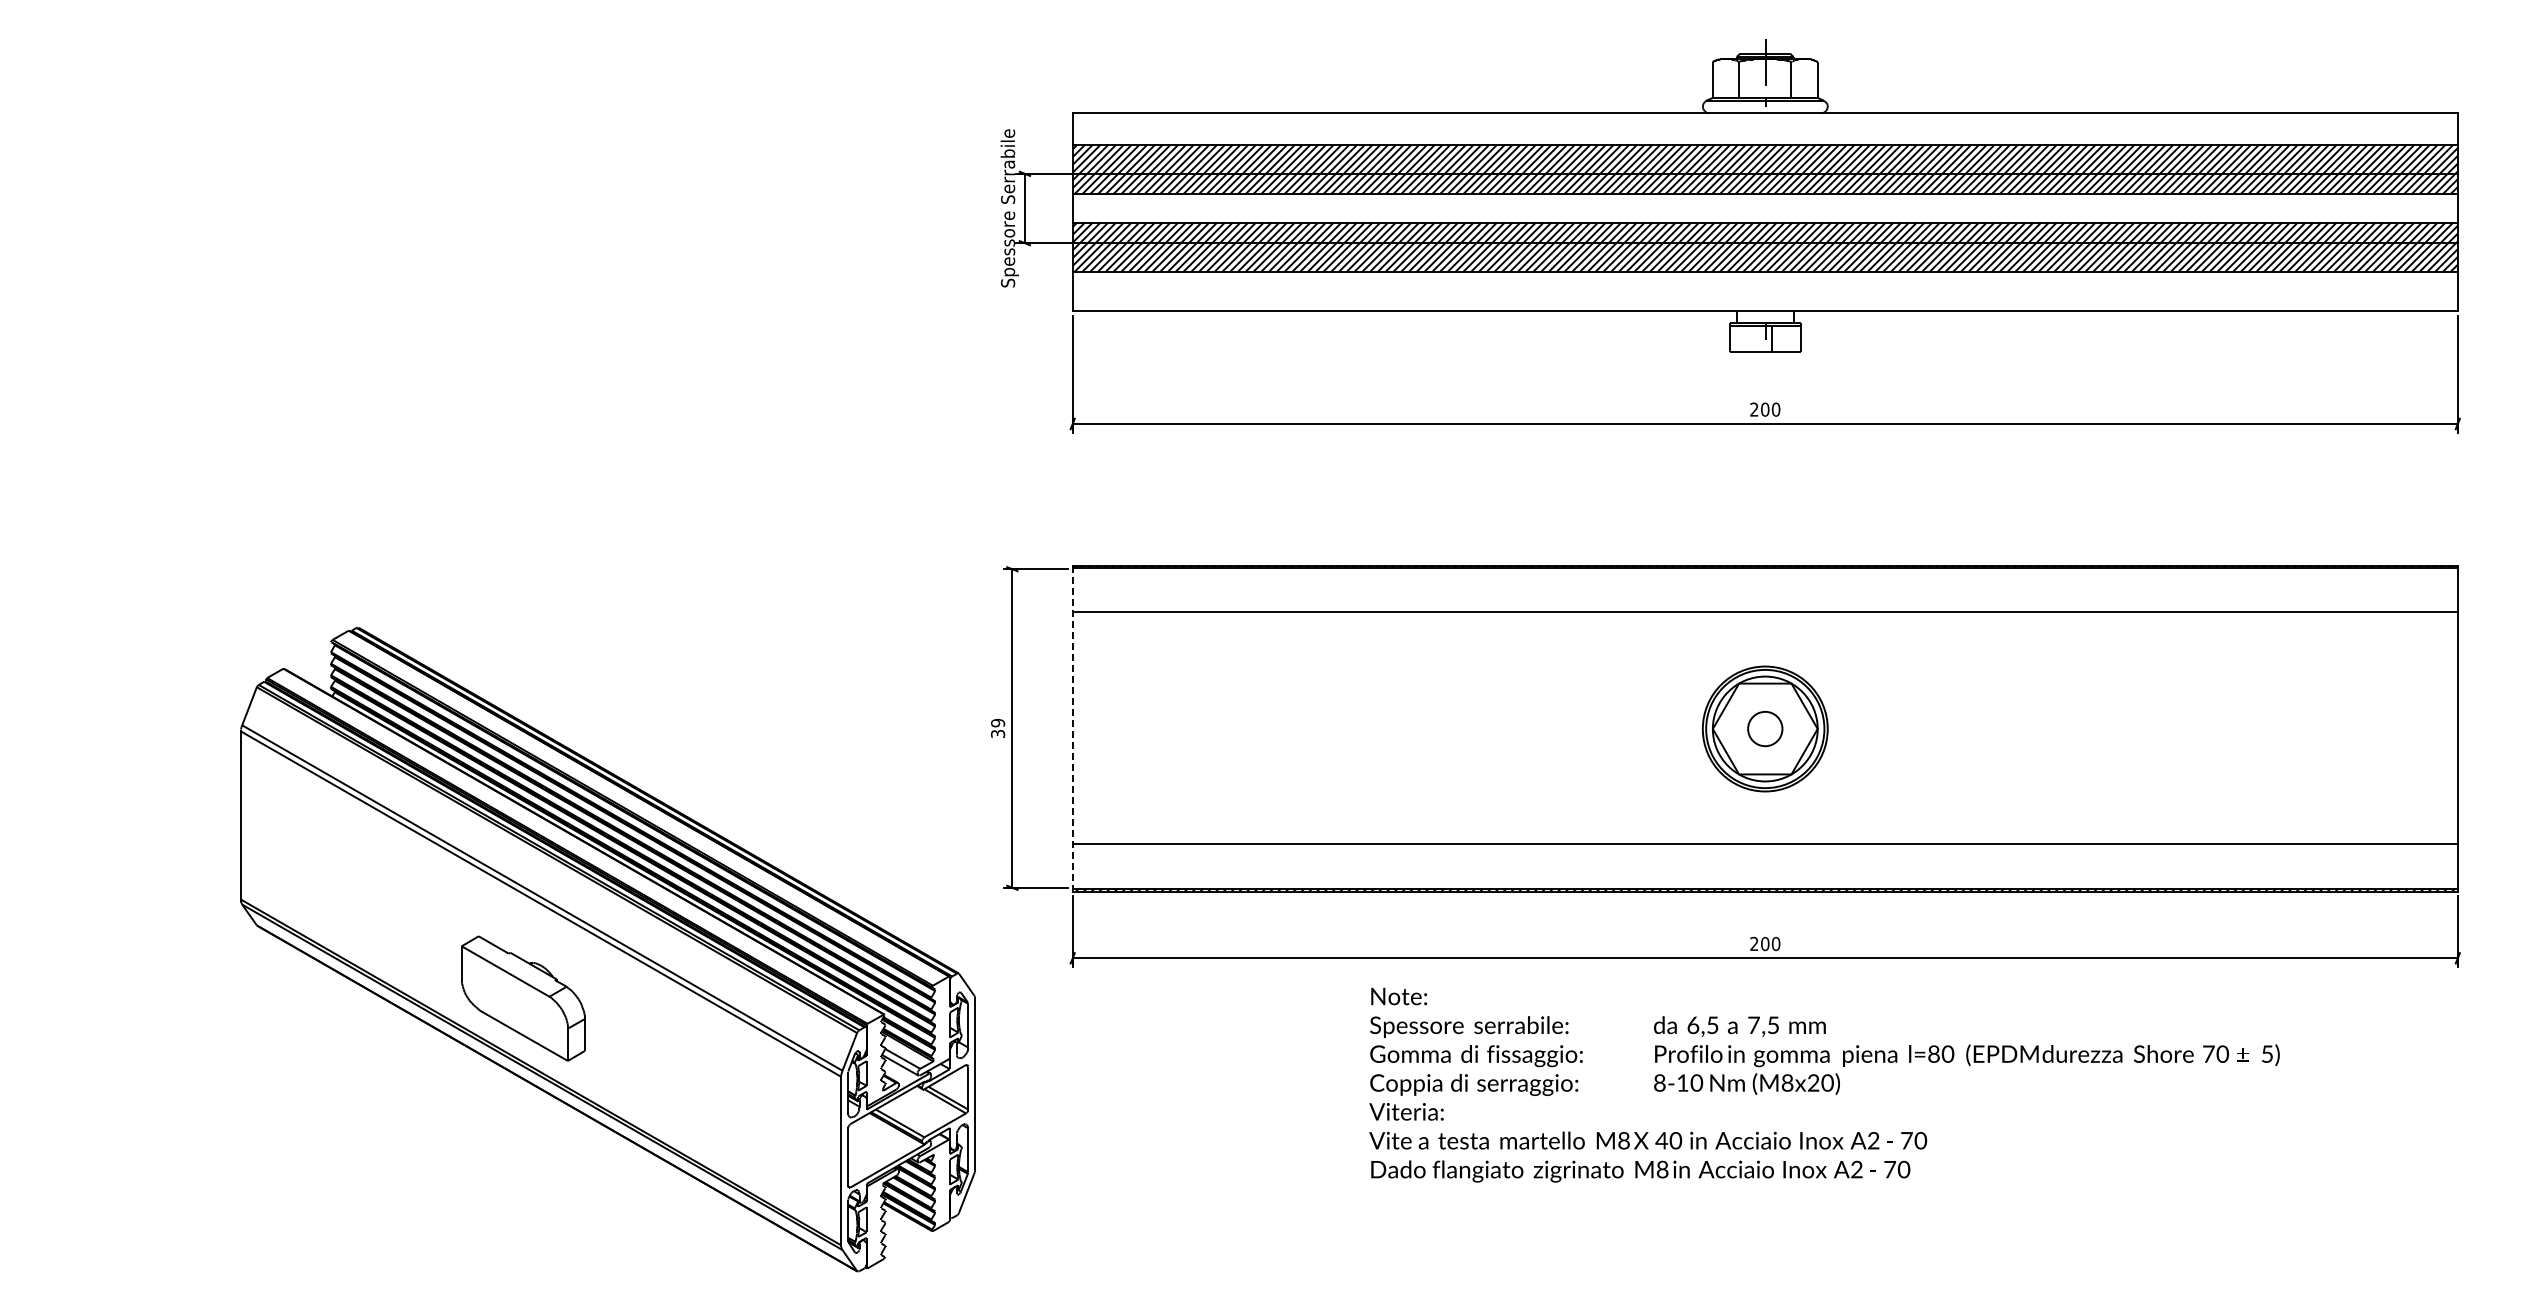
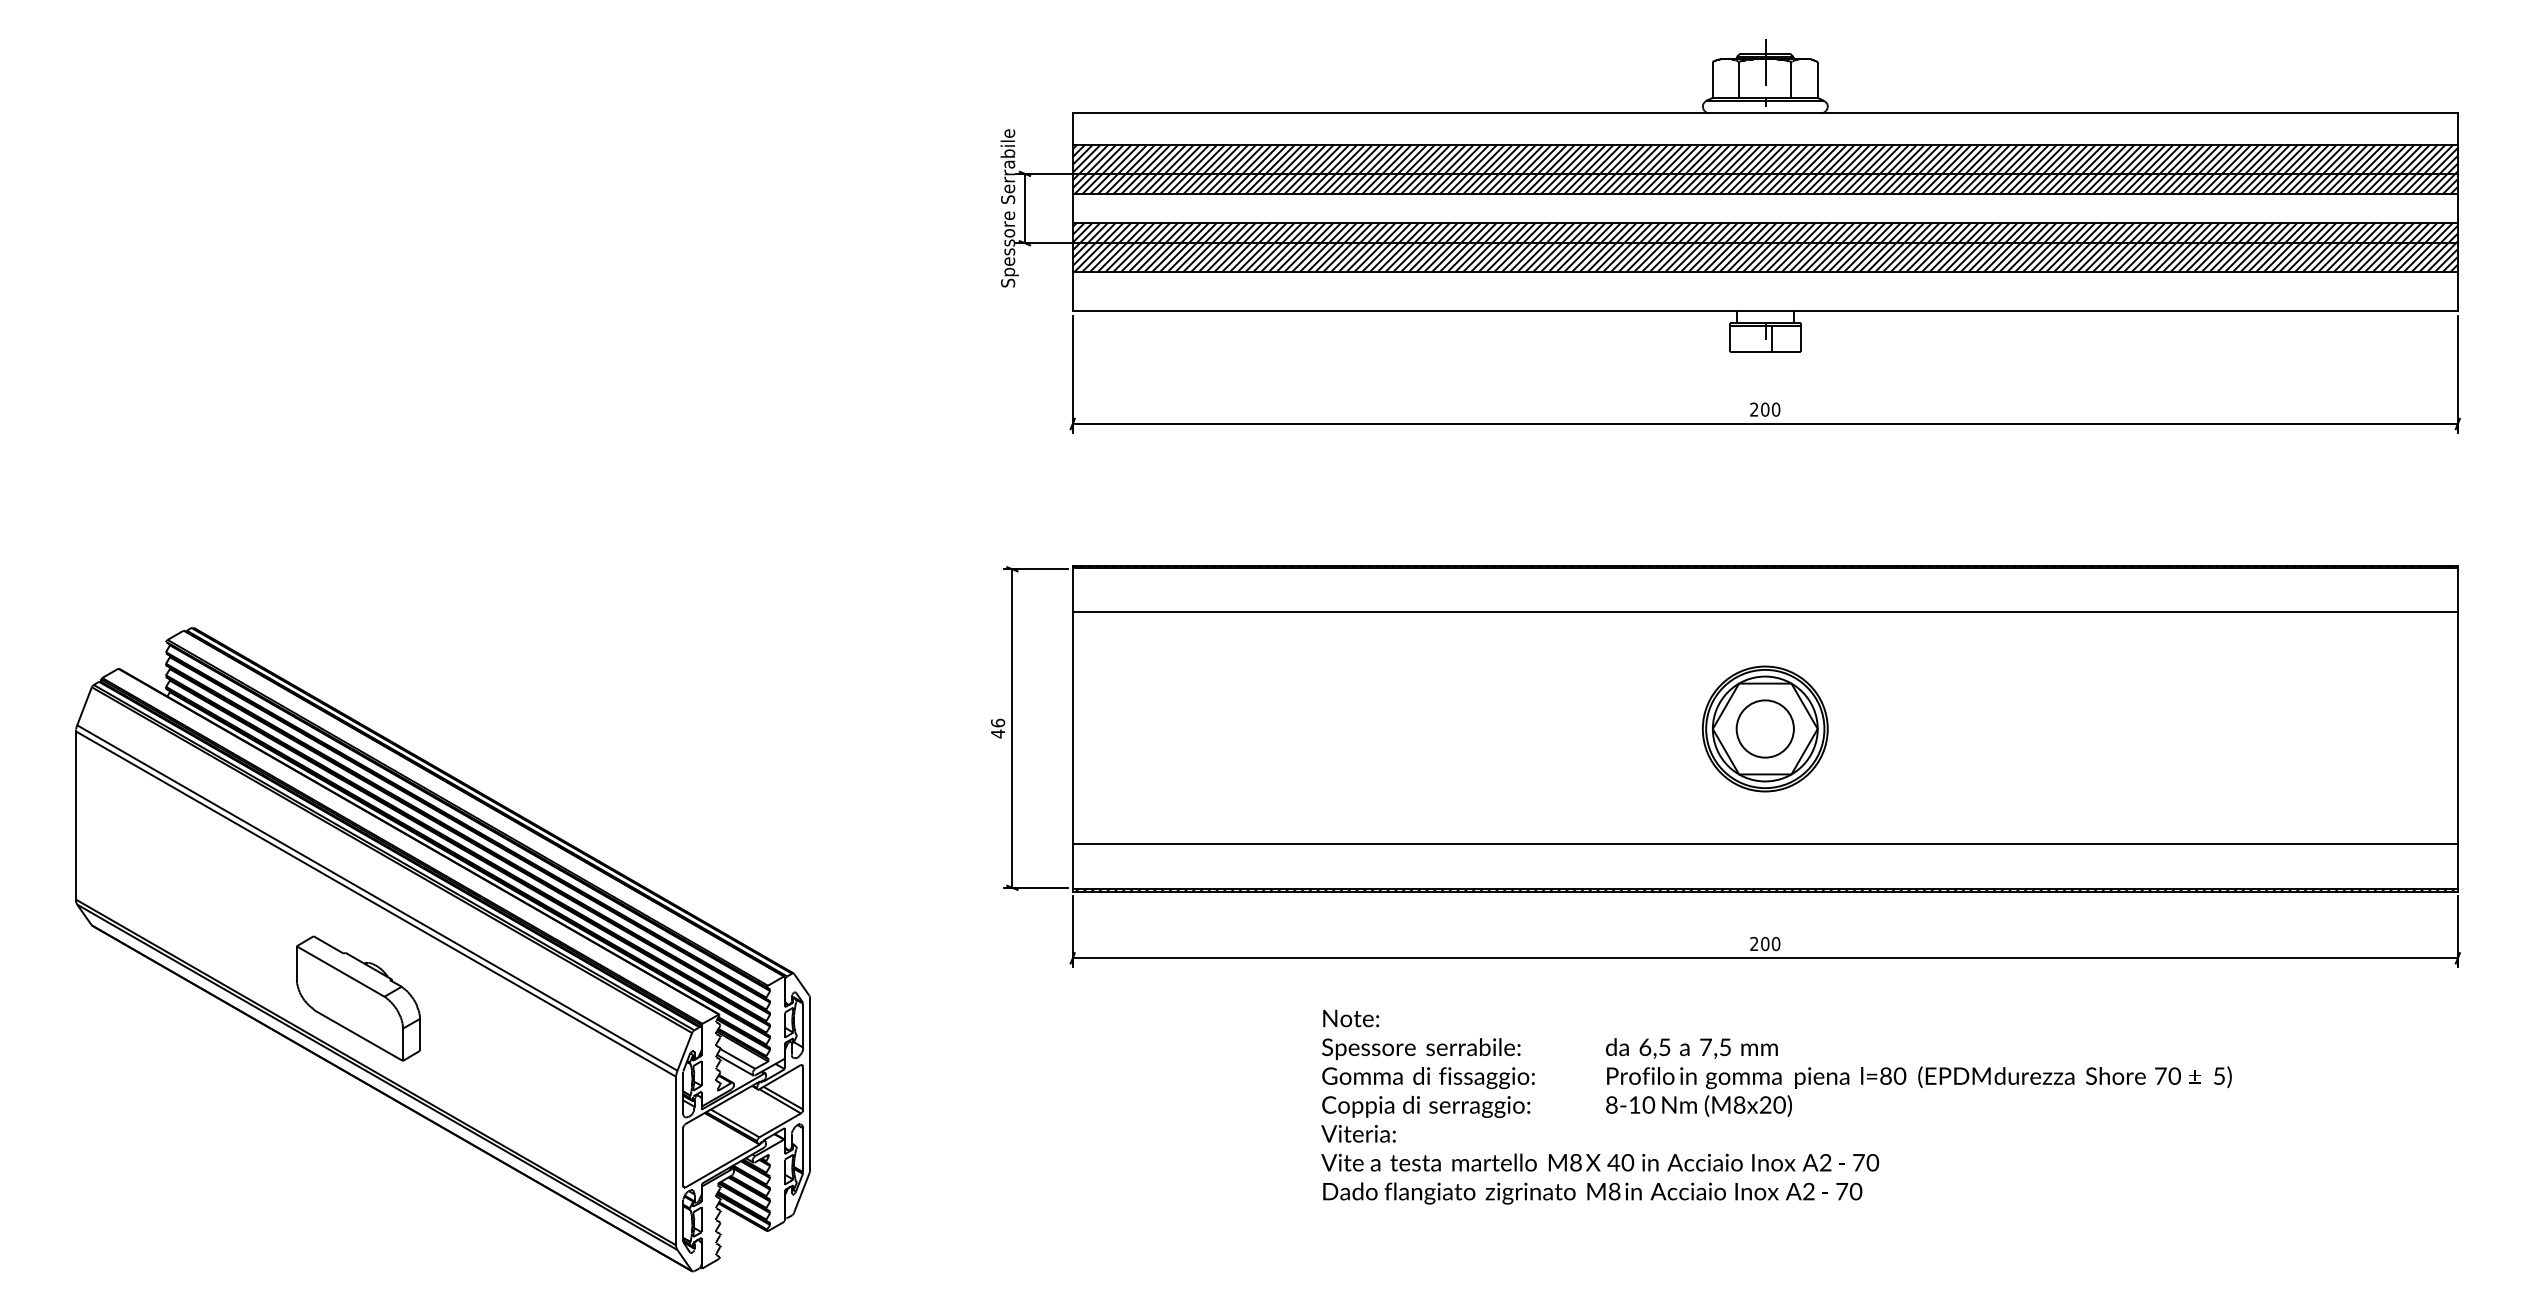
text: 39 -> 46 (998, 728)
line: dashed -> solid (1072, 728)
circle diameter: 34 px -> 57 px (1764, 728)
part position: (607, 949) -> (442, 949) (442, 949)
text position: (1824, 1084) -> (1776, 1106) (1776, 1106)
